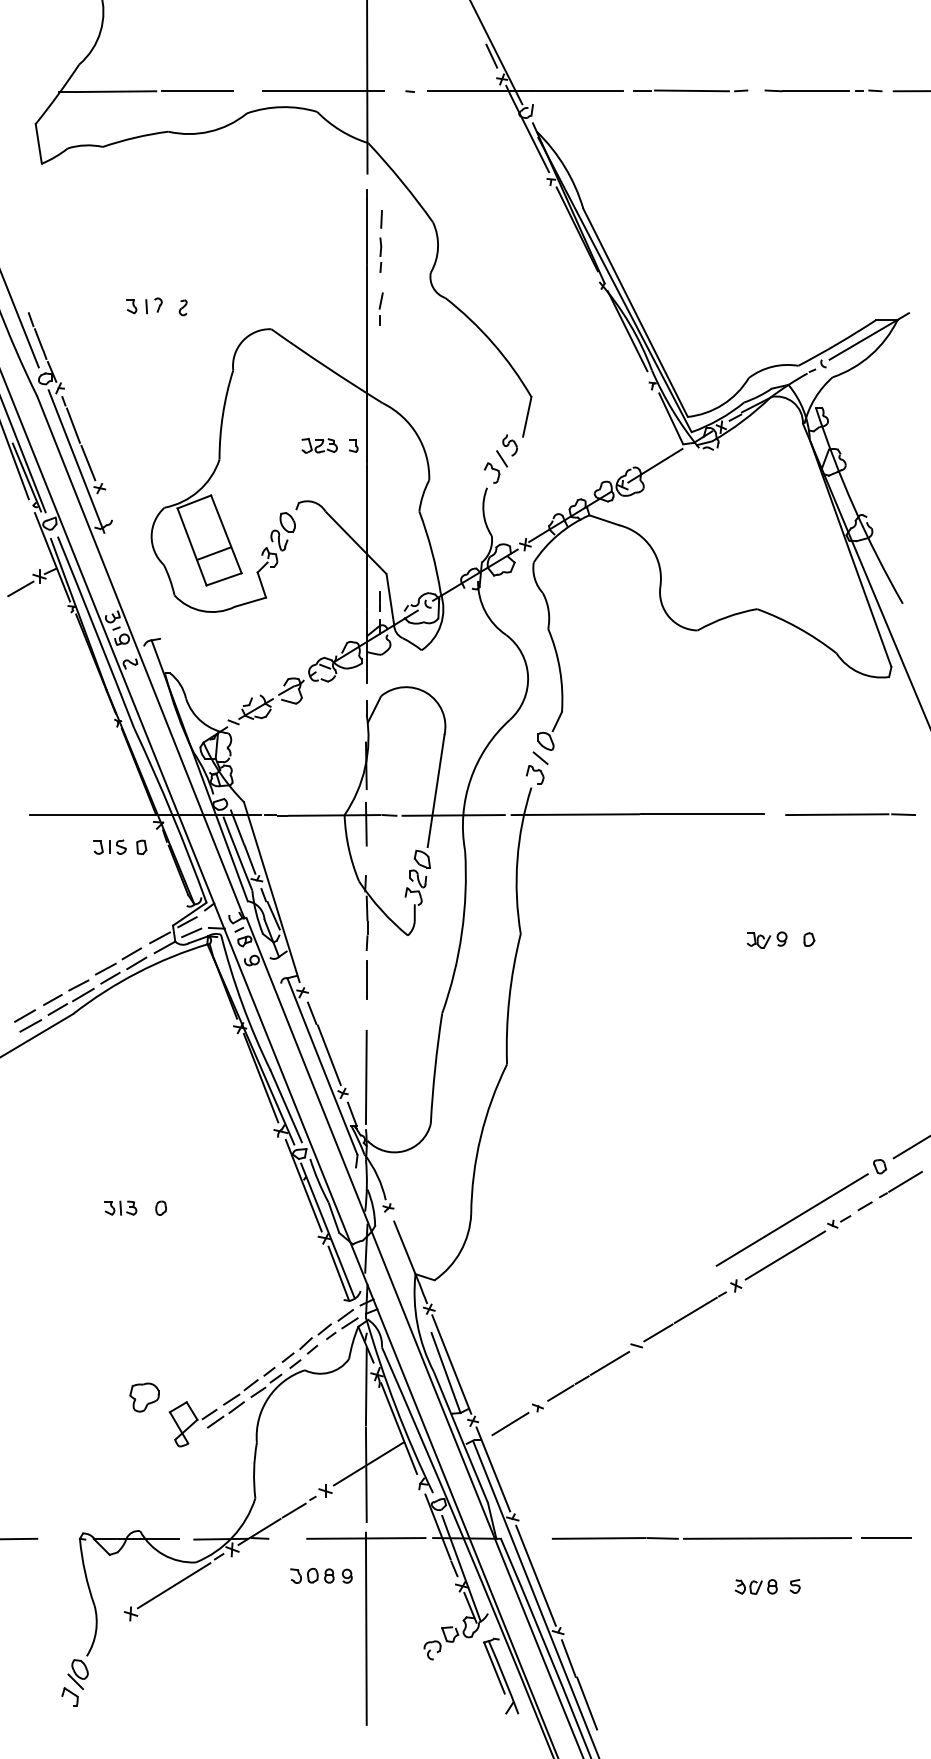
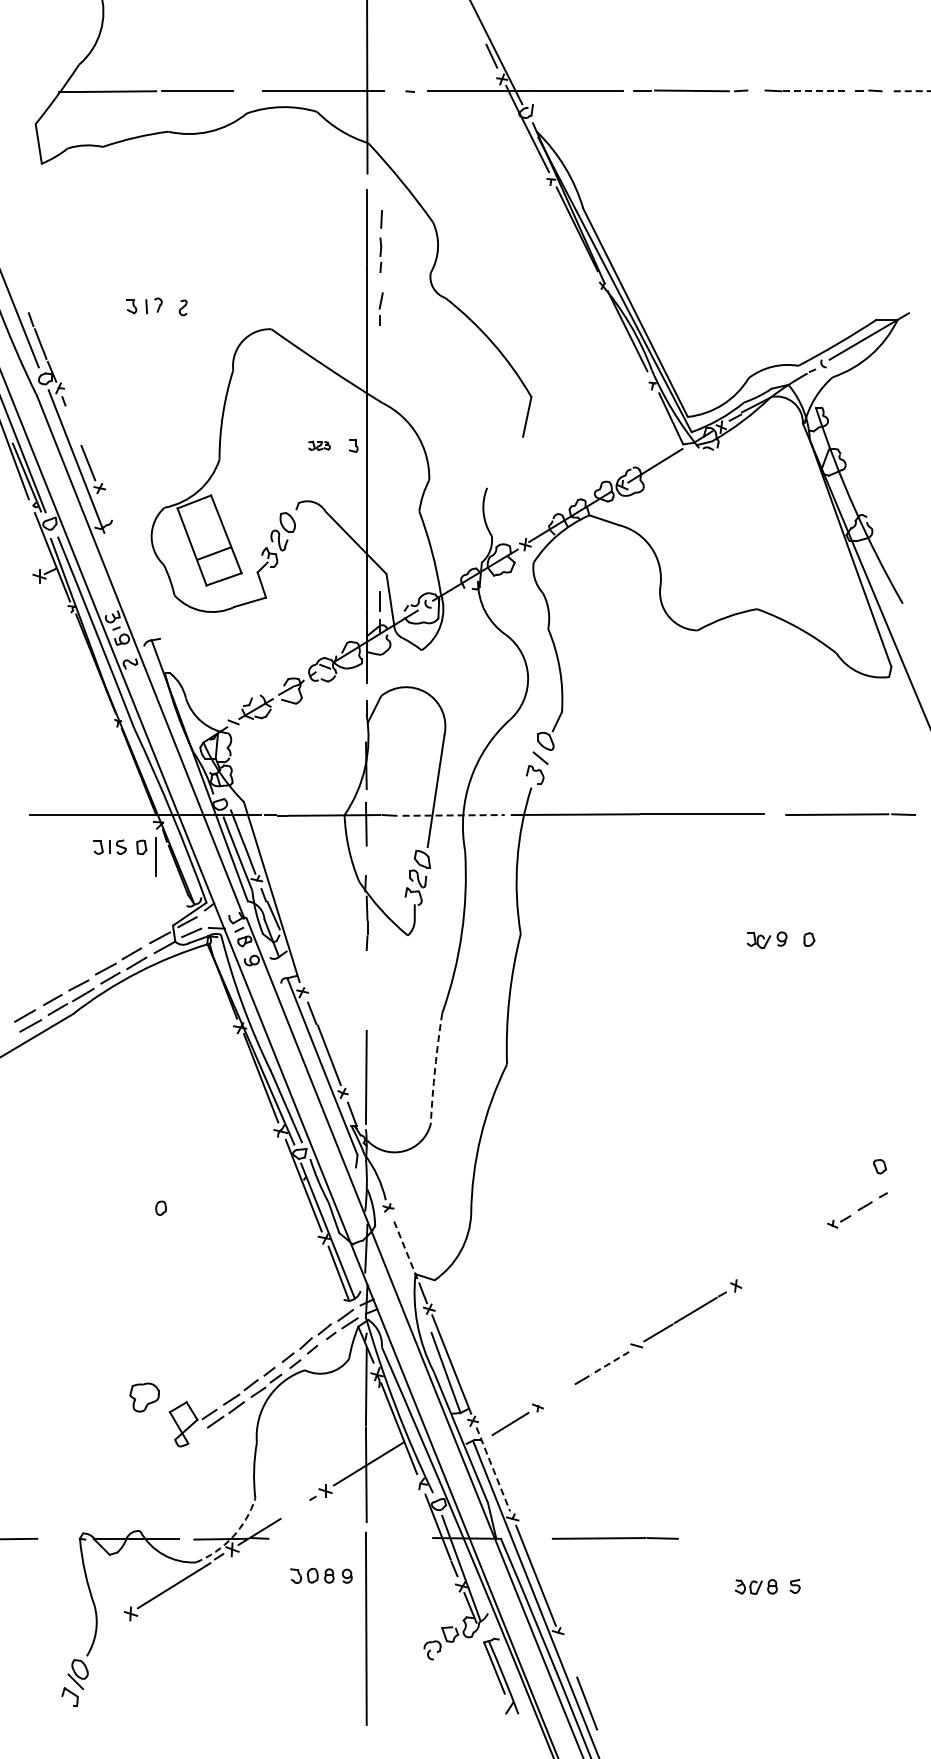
line: solid -> dashed (815, 91)
line: solid -> dashed (912, 91)
line: present -> none (73, 425)
part size: 37x16 px -> 23x11 px (319, 445)
part: present -> none (500, 458)
line: present -> none (20, 588)
line: solid -> dashed (454, 815)
line position: (366, 979) -> (155, 856) (155, 856)
arc: solid -> dashed (435, 1068)
line: present -> none (910, 1147)
line: present -> none (905, 1181)
part: present -> none (120, 1207)
line: present -> none (791, 1219)
line: solid -> dashed (406, 1251)
line: present -> none (785, 1255)
line: solid -> dashed (609, 1363)
line: present -> none (560, 1392)
line: solid -> dashed (493, 1469)
line: present -> none (293, 1510)
arc: solid -> dashed (232, 1537)
line: present -> none (366, 1538)
line: present -> none (767, 1538)
line: present -> none (885, 1538)
line: present -> none (568, 1658)
